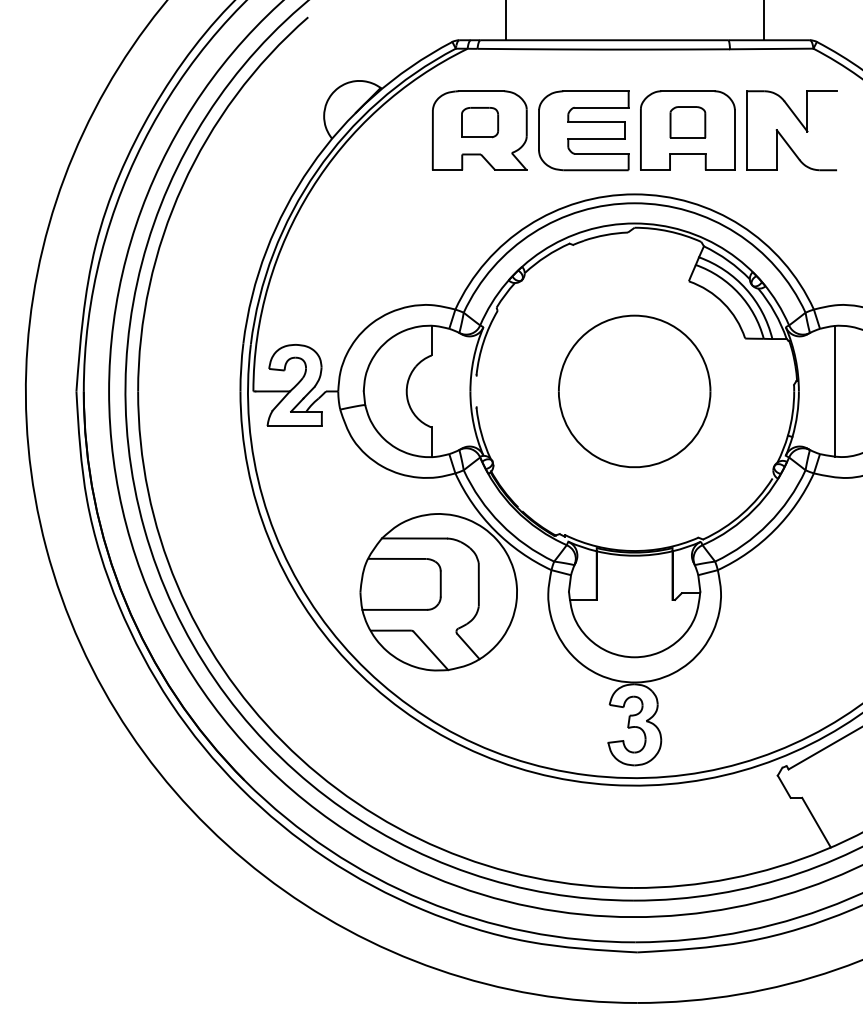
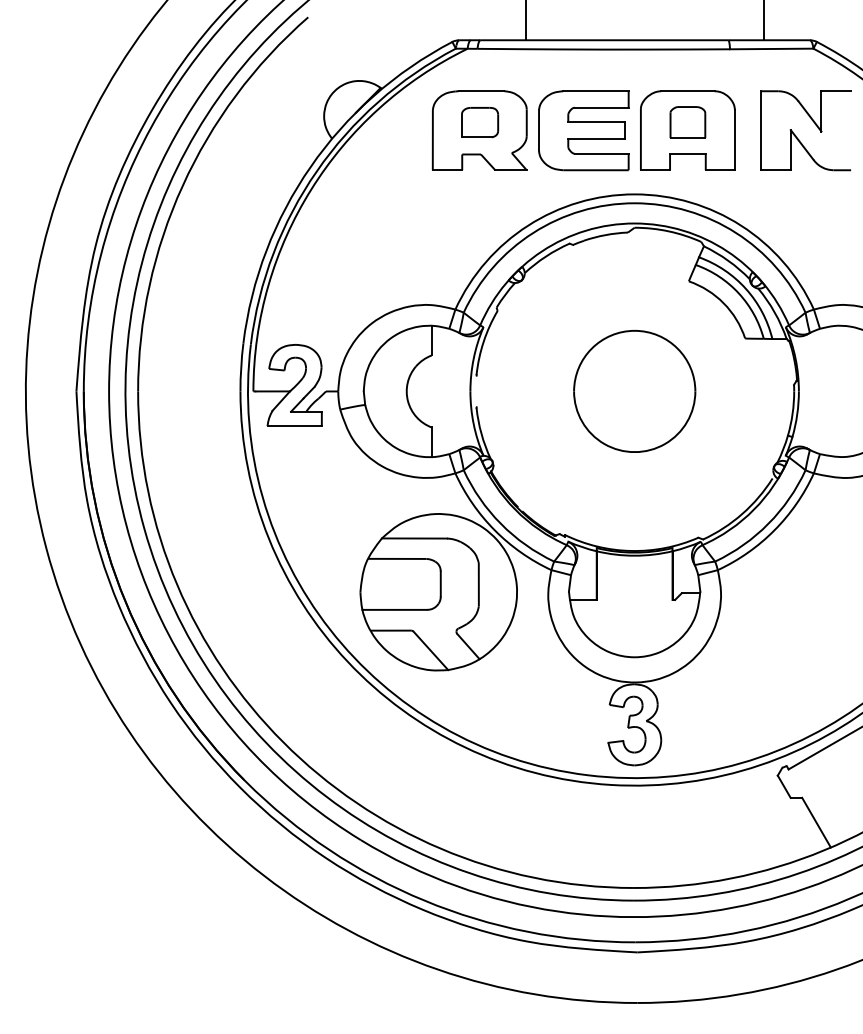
line position: (505, 21) -> (525, 21) (525, 21)
part position: (782, 135) -> (796, 135) (796, 135)
part size: 154x155 px -> 124x123 px (634, 391)
line: present -> none (835, 391)
